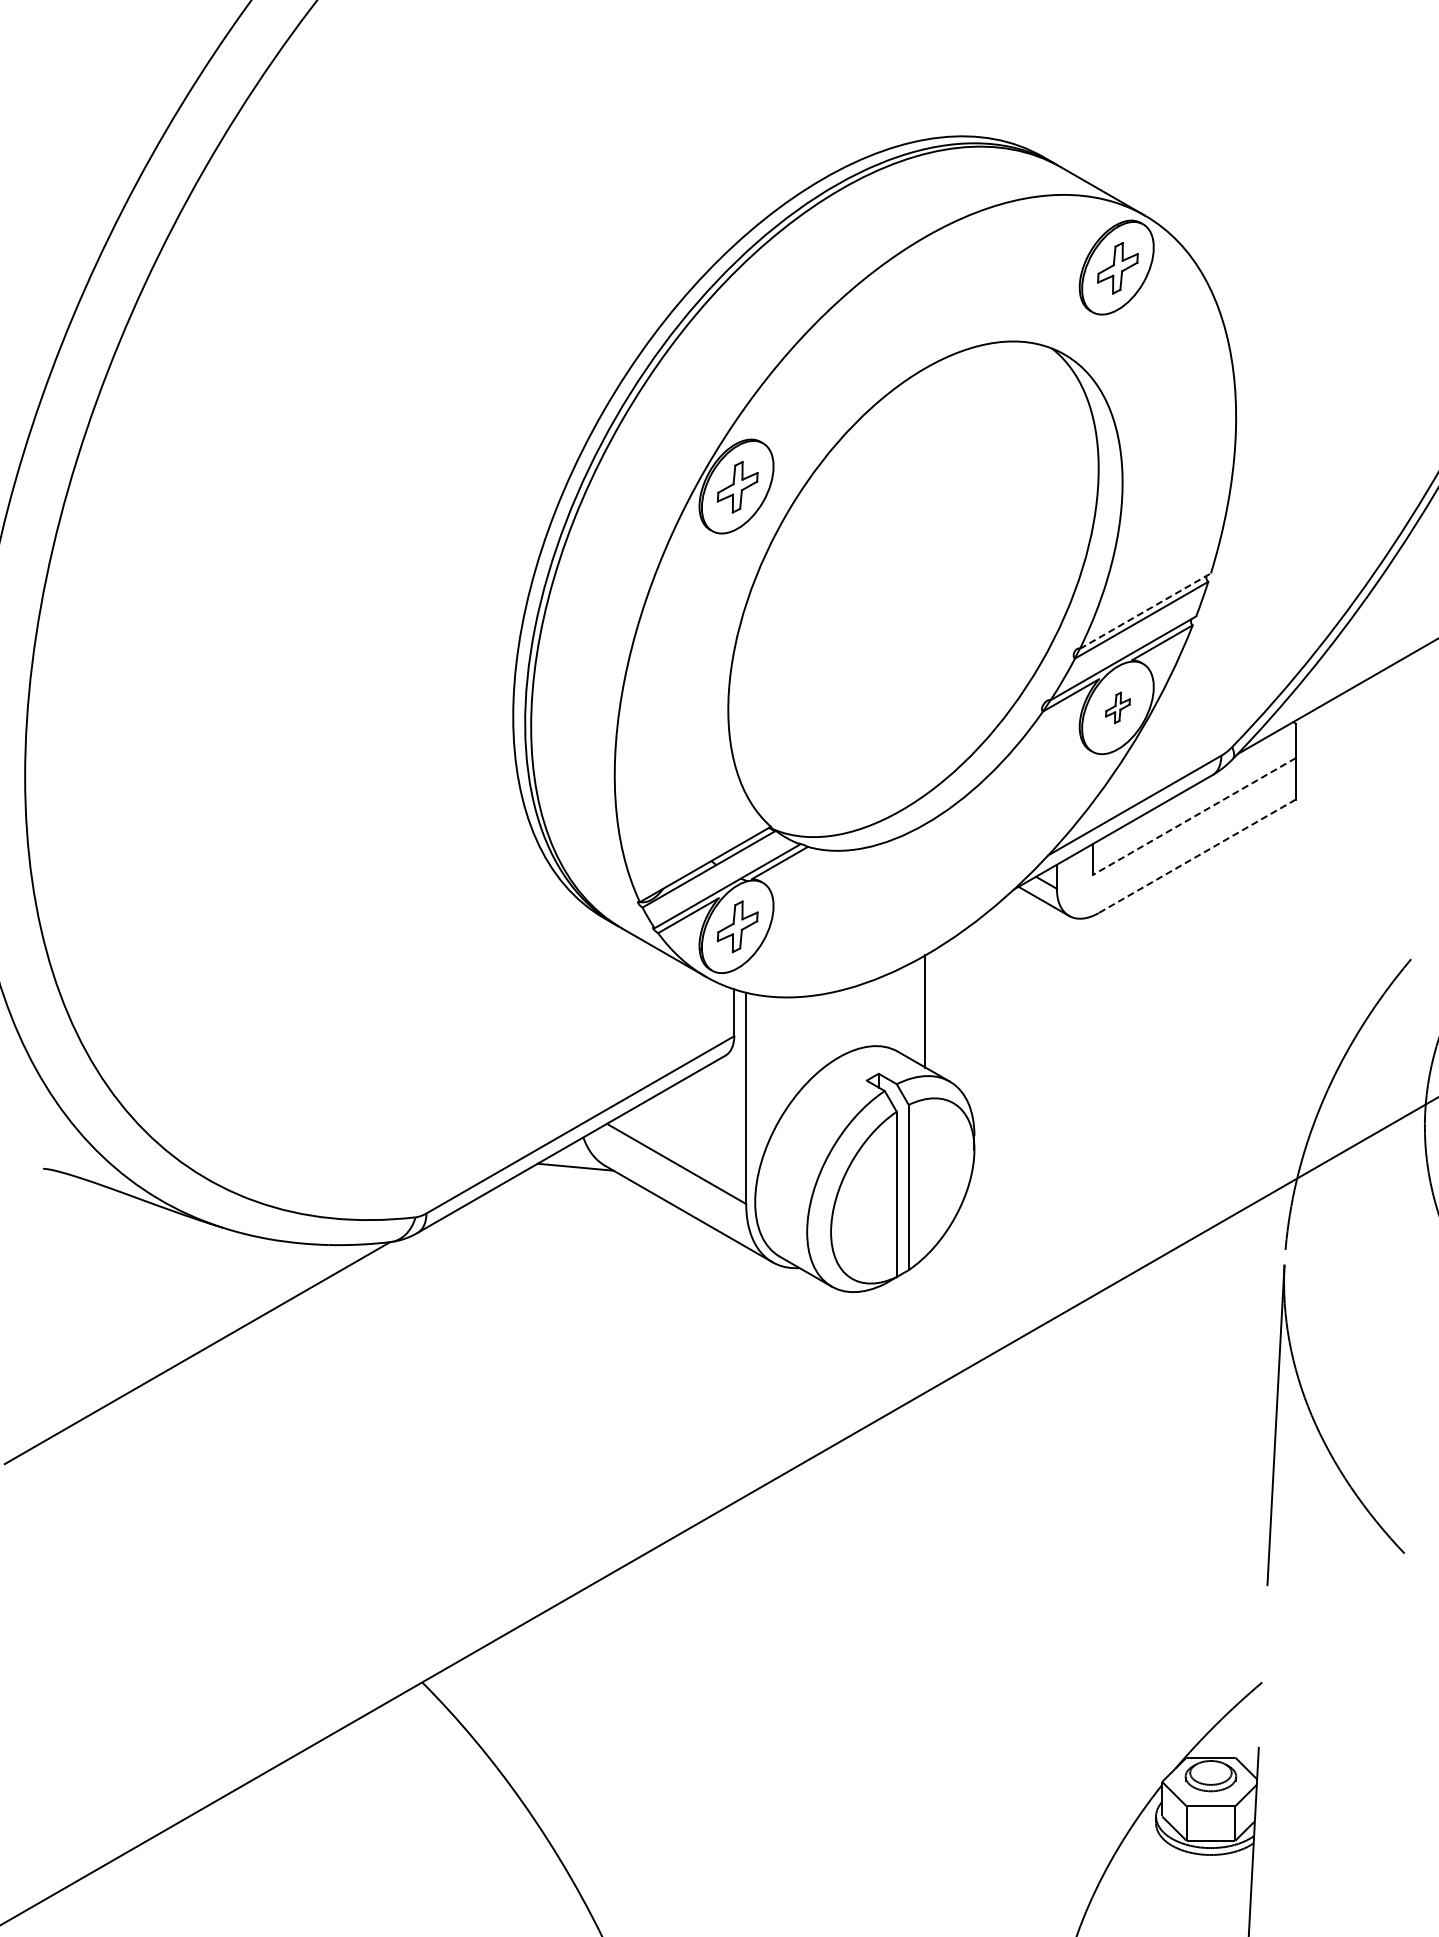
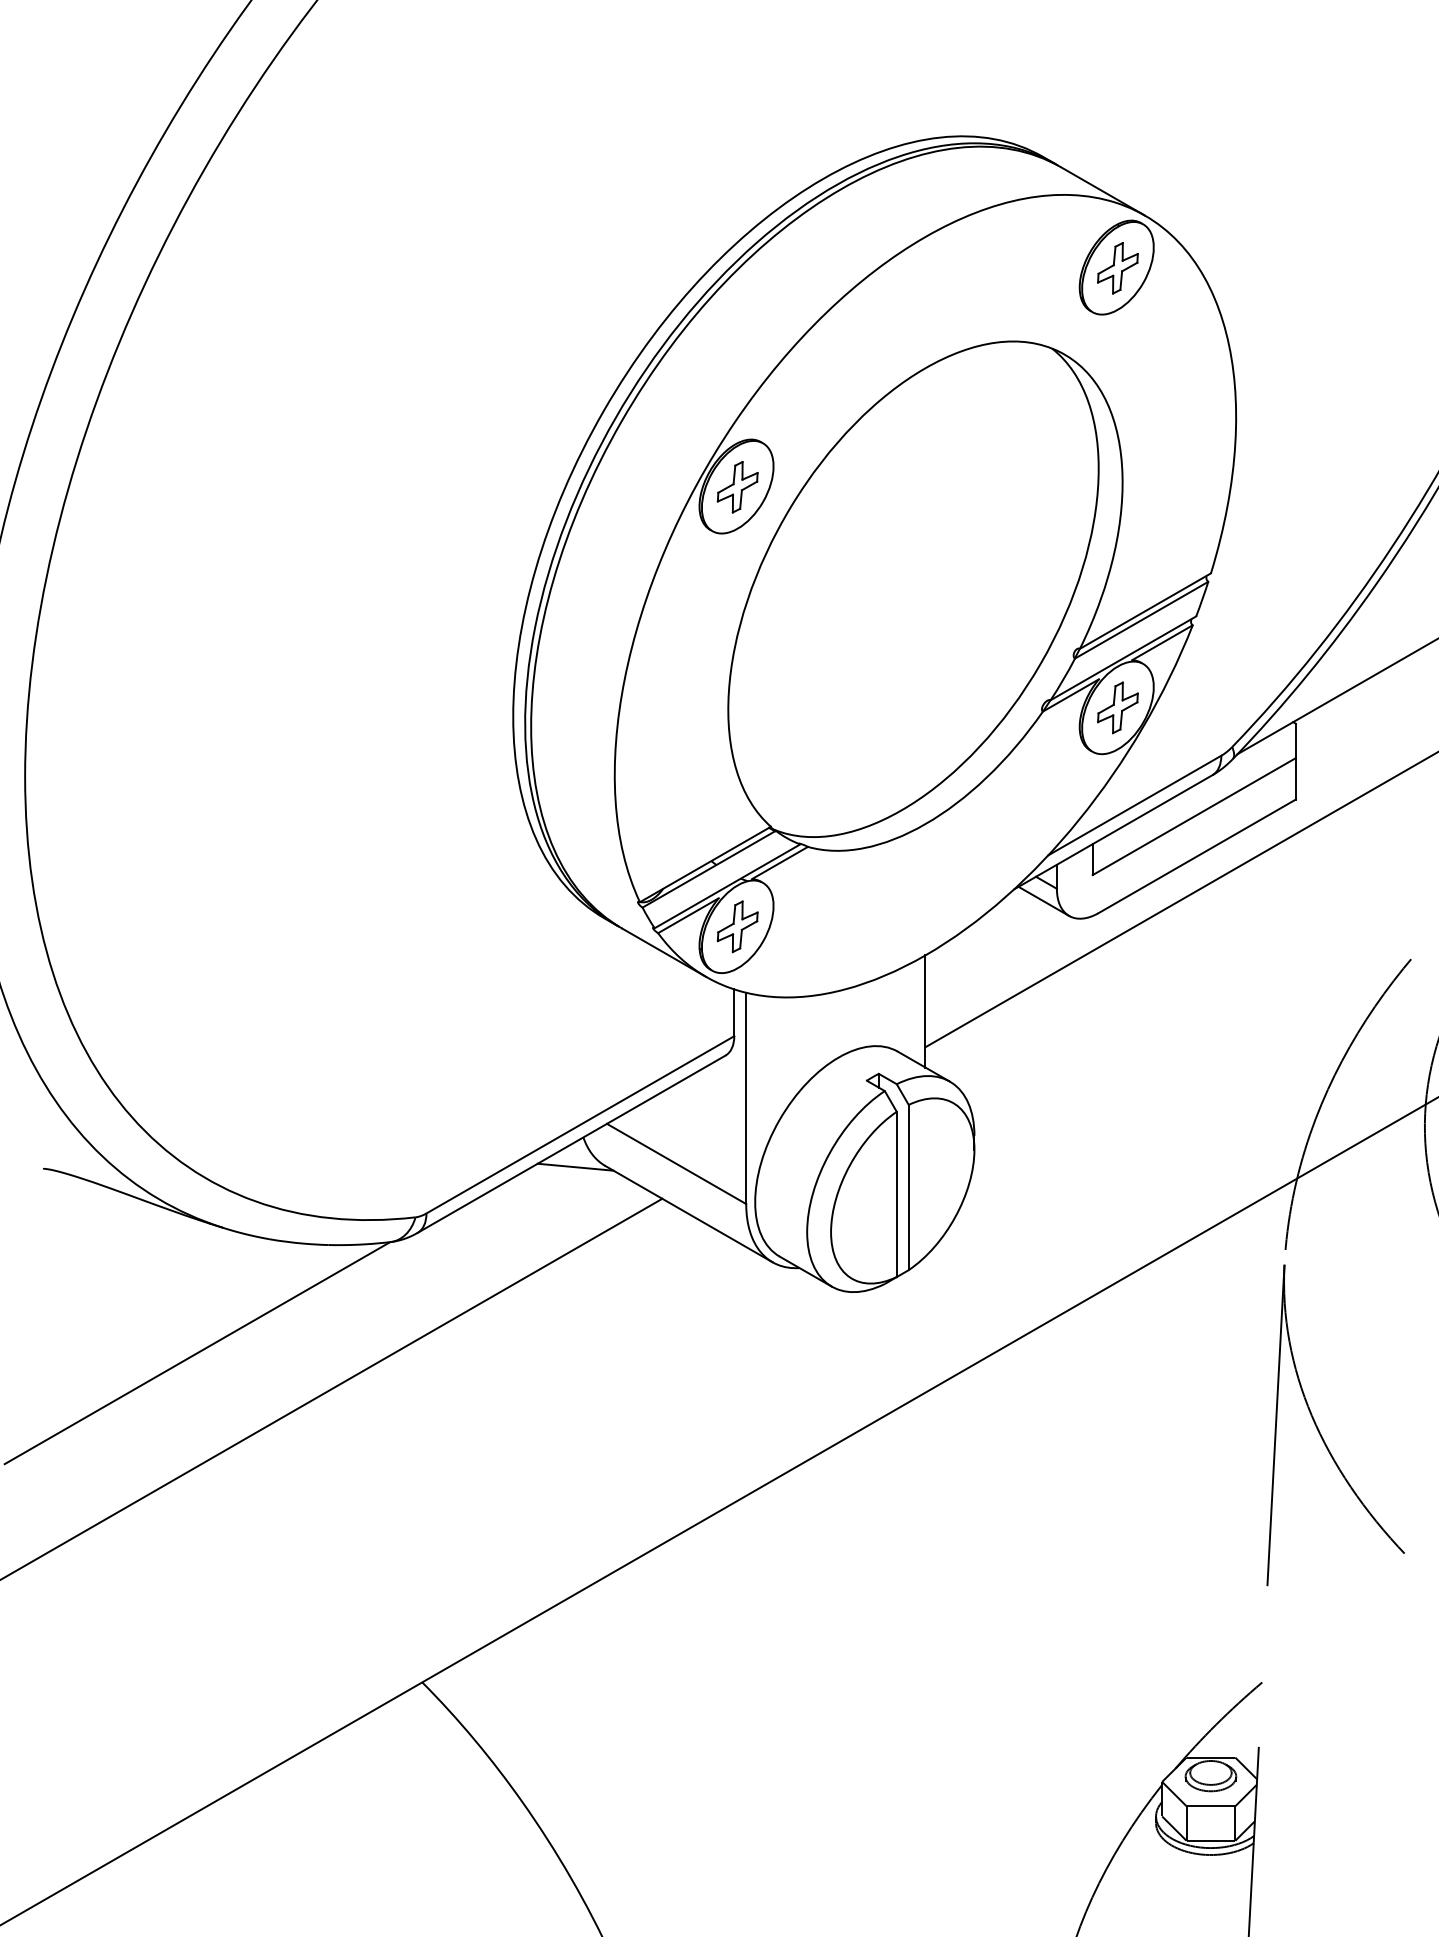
line: dashed -> solid (1145, 611)
part size: 26x34 px -> 42x54 px (1117, 707)
line: dashed -> solid (1193, 816)
line: dashed -> solid (1197, 856)
line: none -> present (1180, 900)
line: none -> present (332, 1388)
